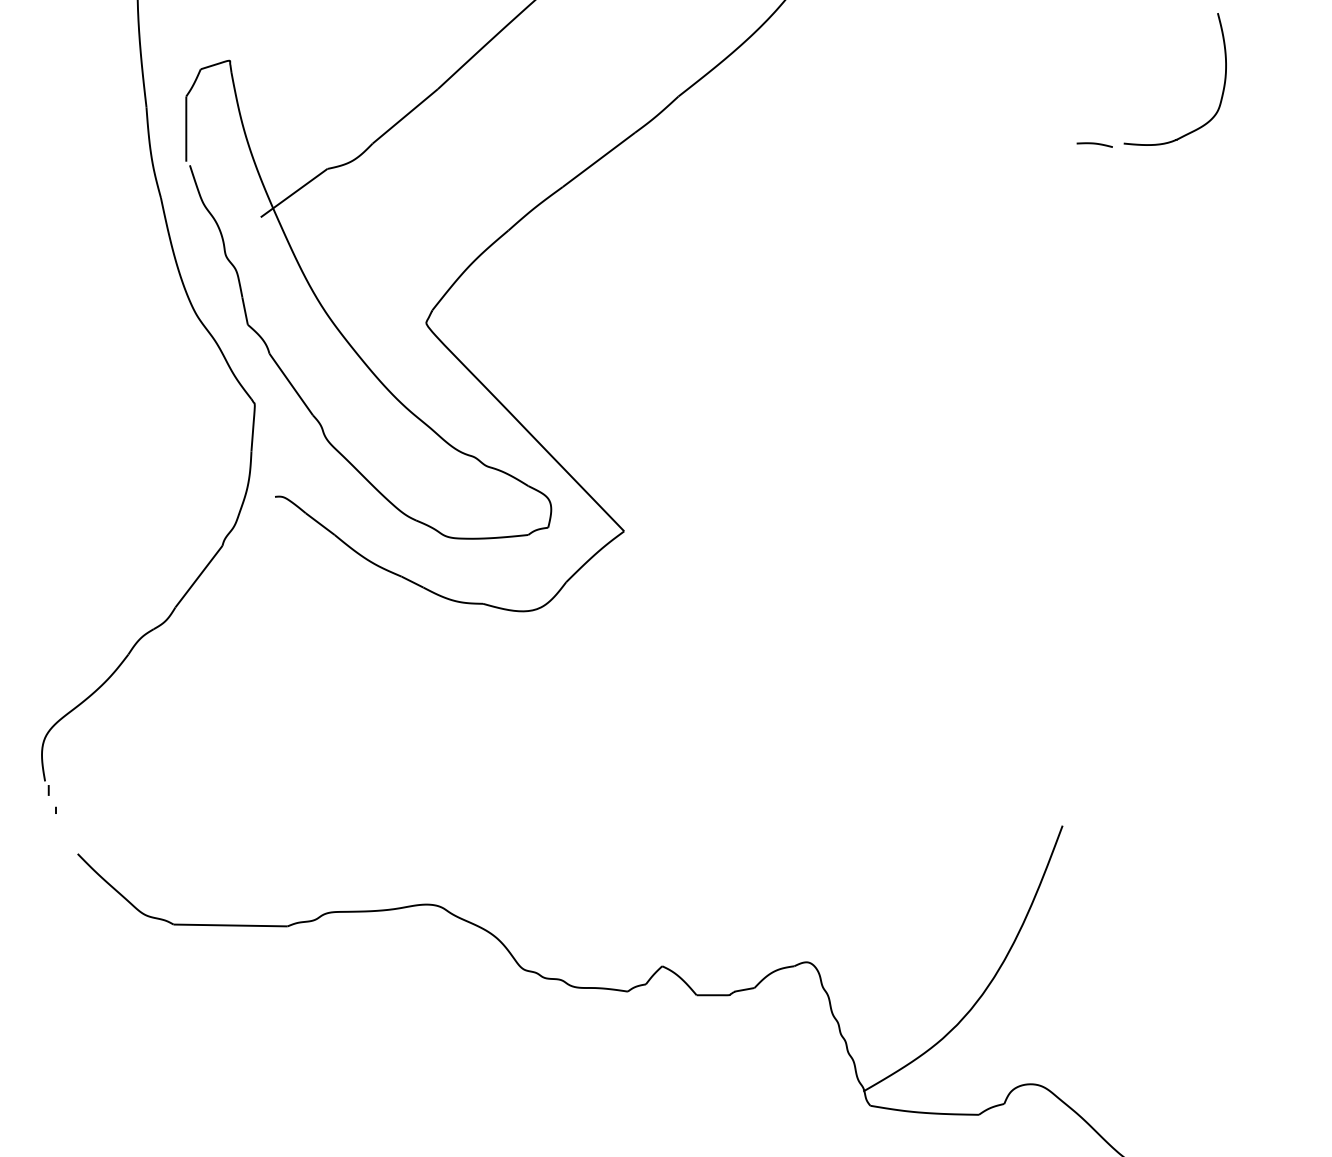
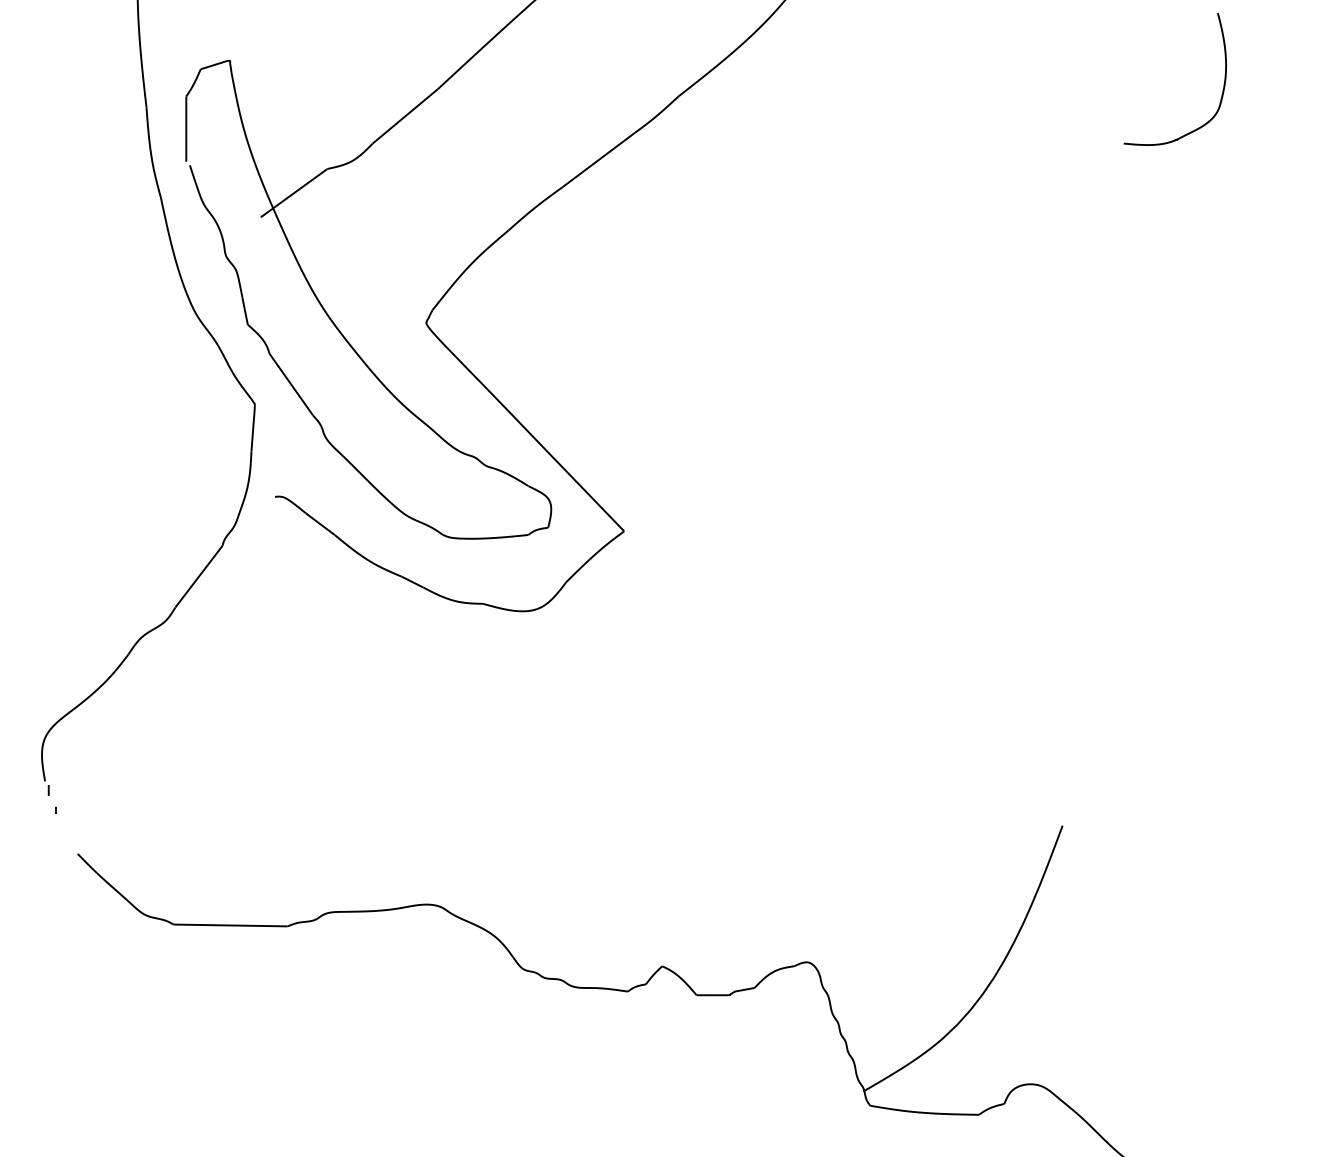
curve: present -> none (1094, 144)
